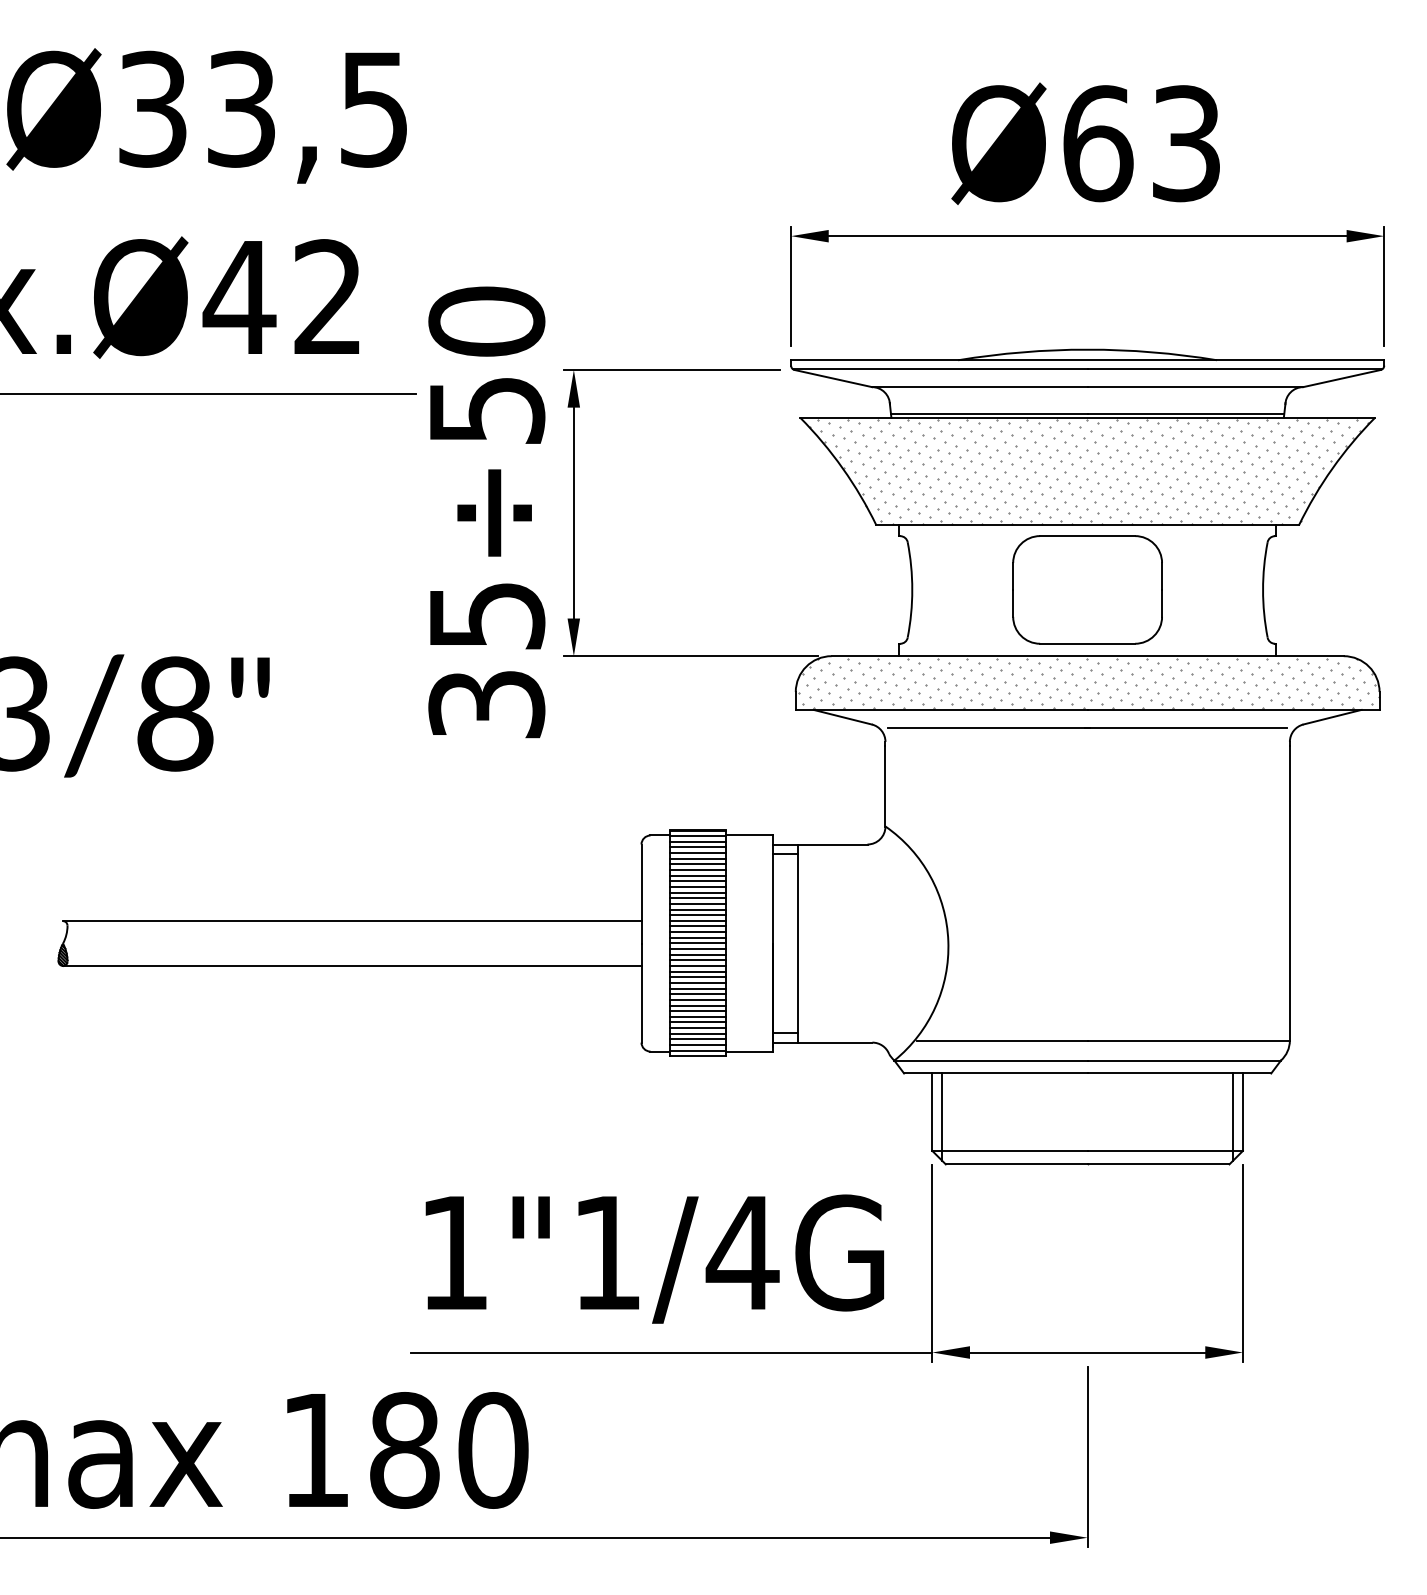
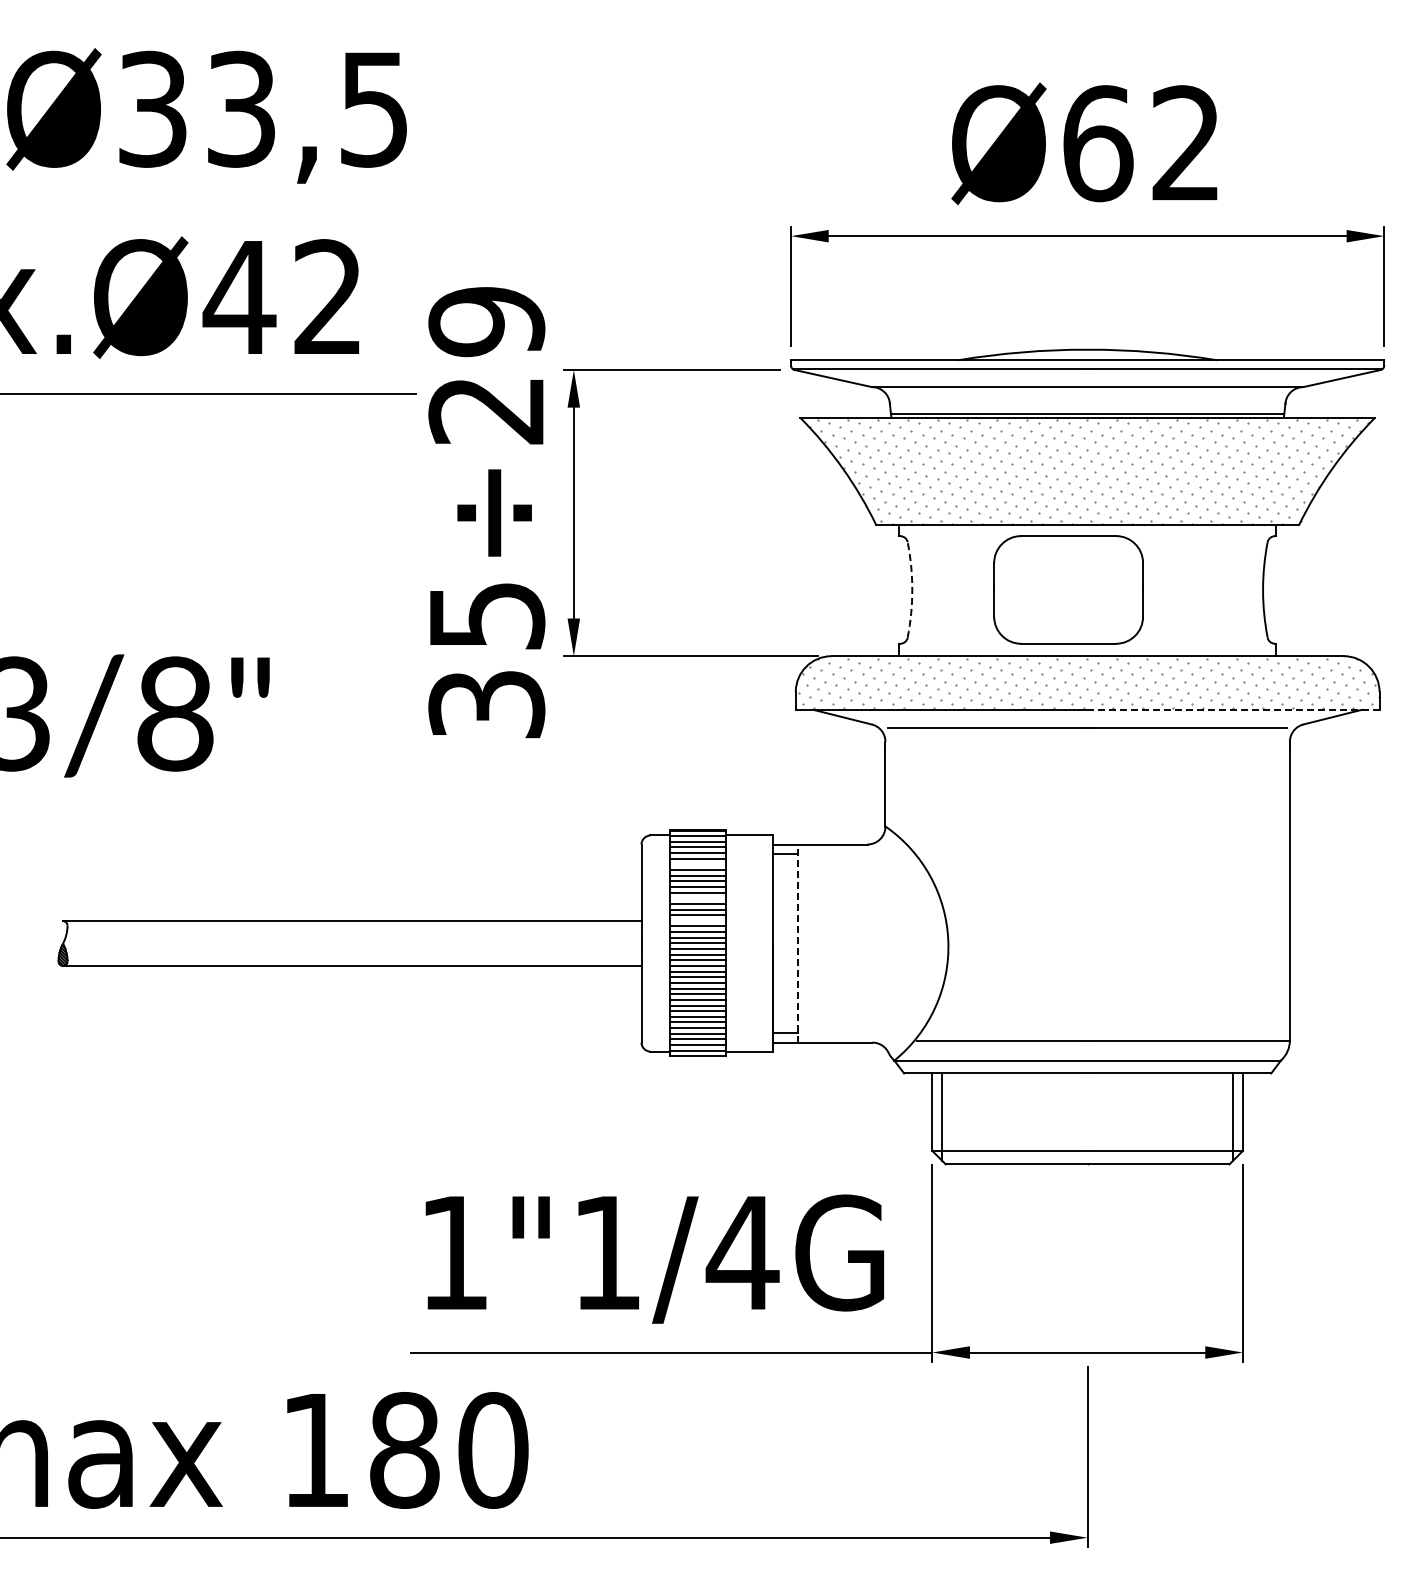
text: Ø63 -> Ø62 (1185, 143)
text: 35÷50 -> 35÷29 (486, 365)
arc: solid -> dashed (912, 589)
part position: (1087, 589) -> (1068, 589) (1068, 589)
line: solid -> dashed (1233, 709)
line: present -> none (697, 864)
line: present -> none (697, 898)
line: present -> none (697, 920)
line: solid -> dashed (798, 943)
